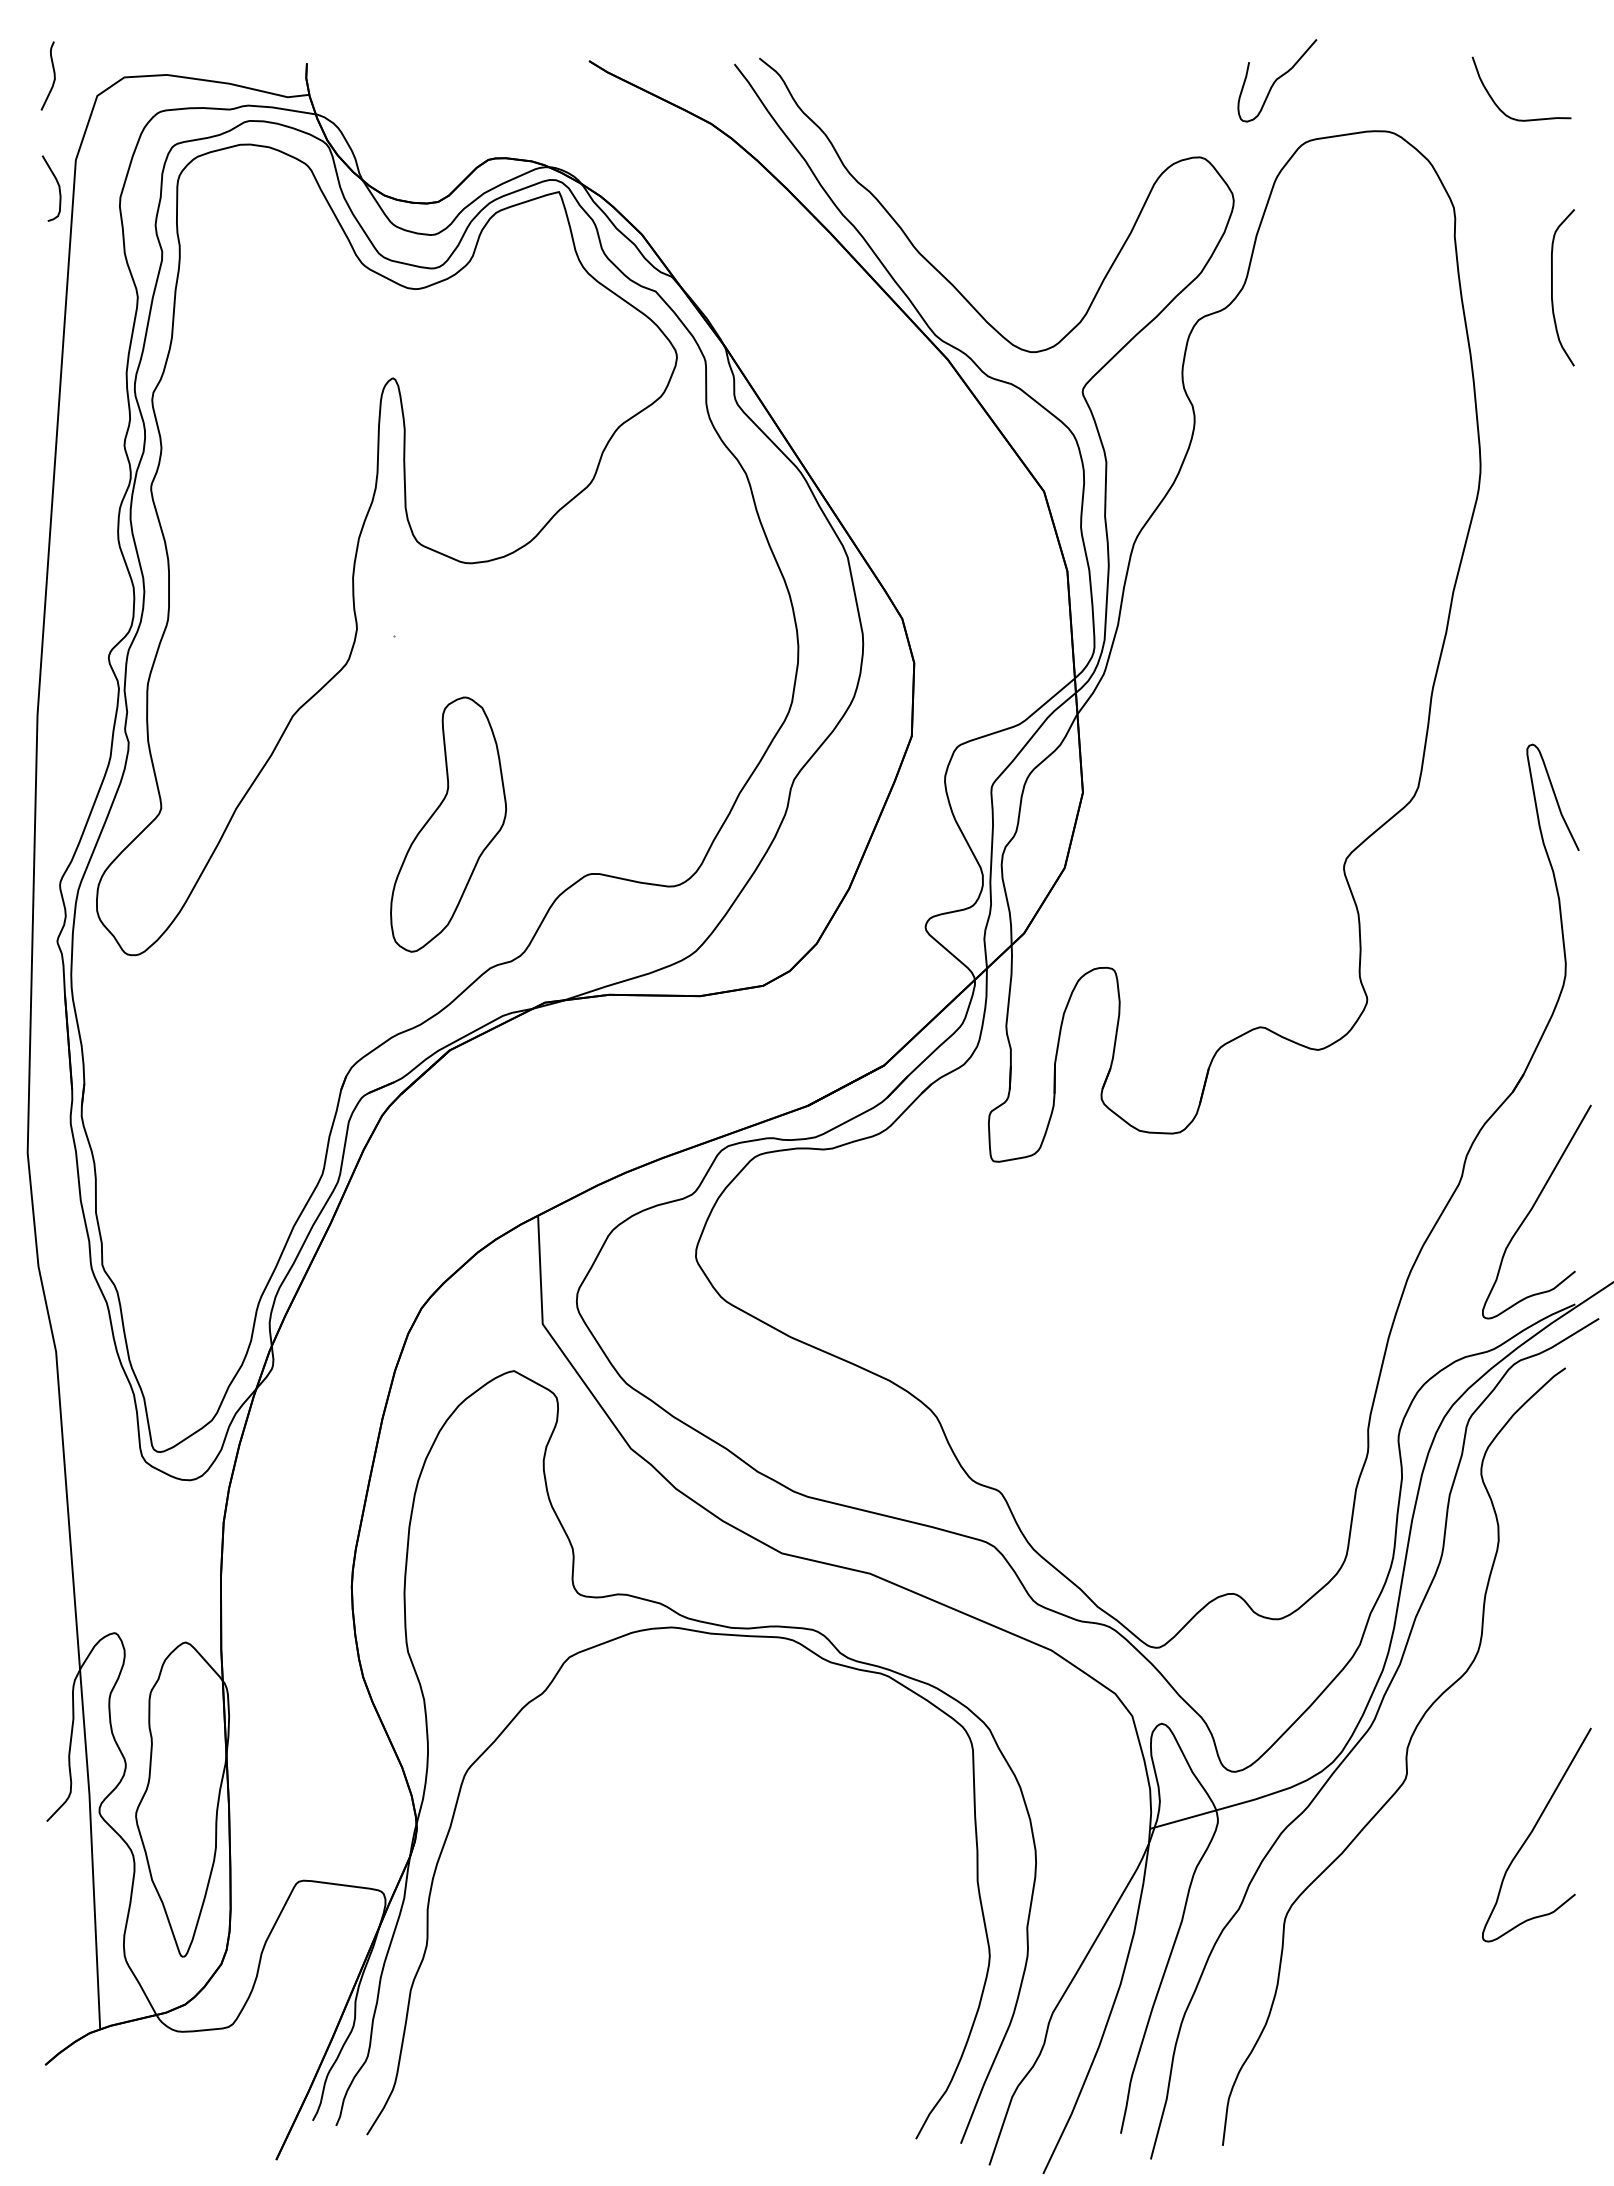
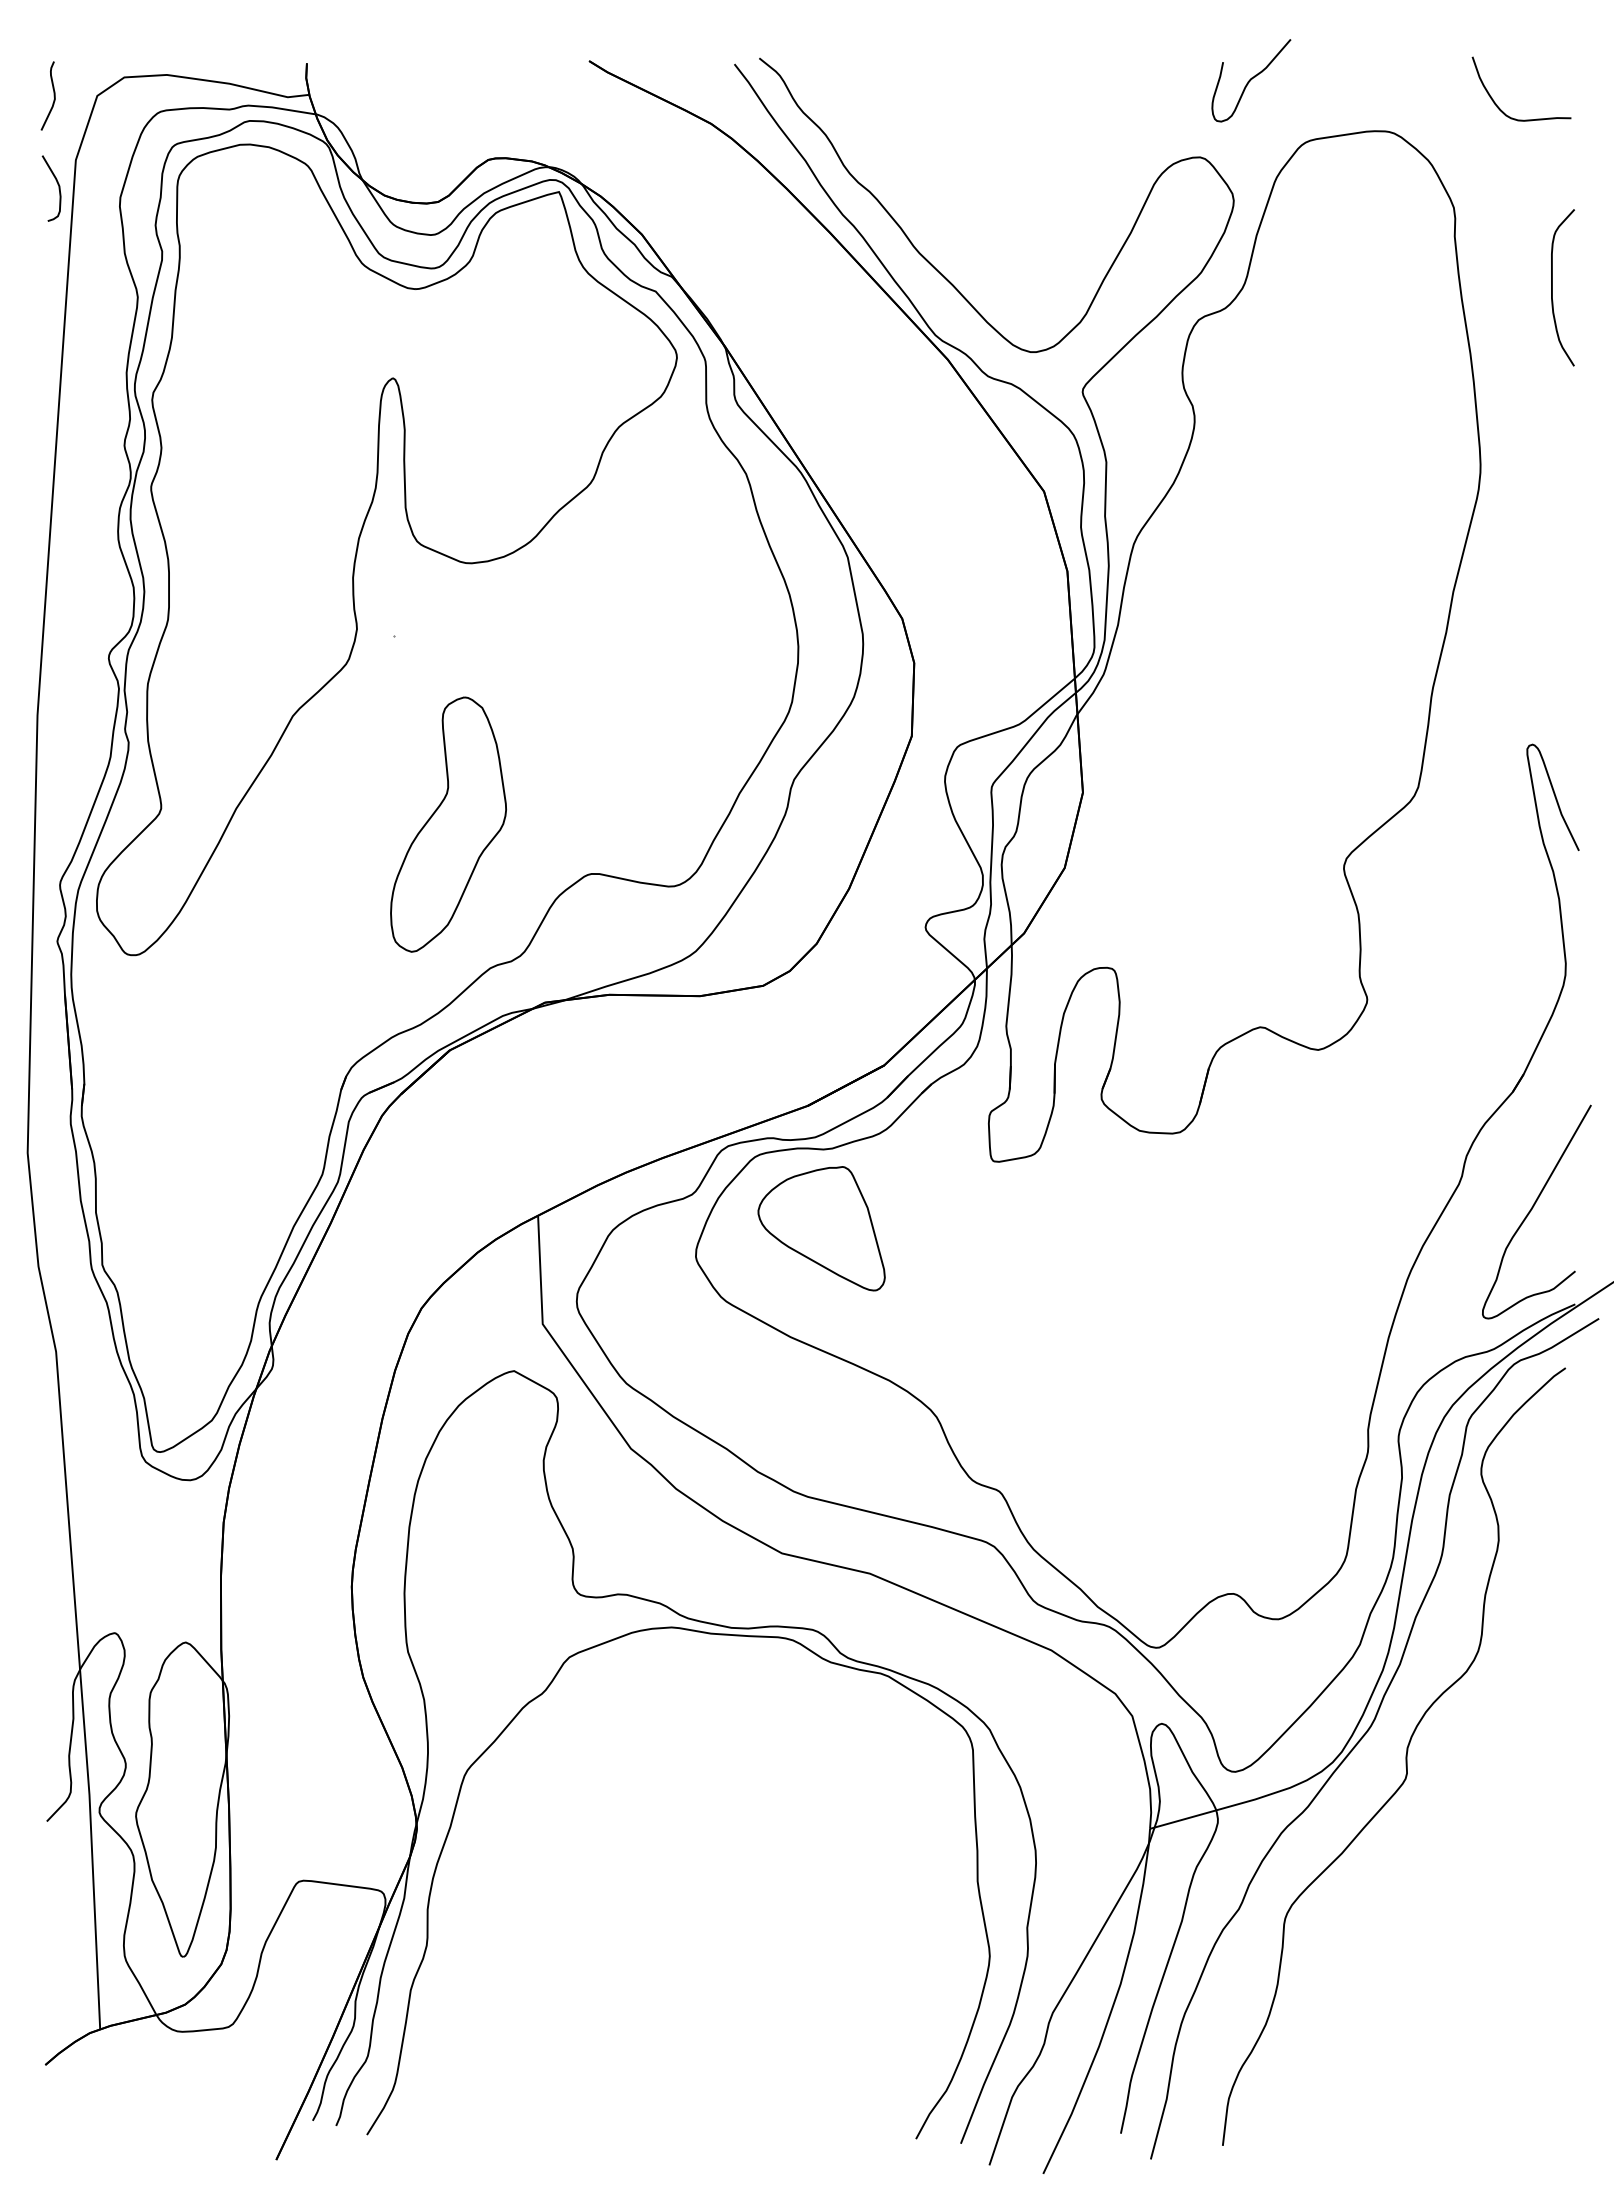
curve position: (53, 75) -> (53, 95) (53, 95)
curve position: (1277, 80) -> (1251, 80) (1251, 80)
part: none -> present (821, 1228)
curve: present -> none (1532, 1832)
